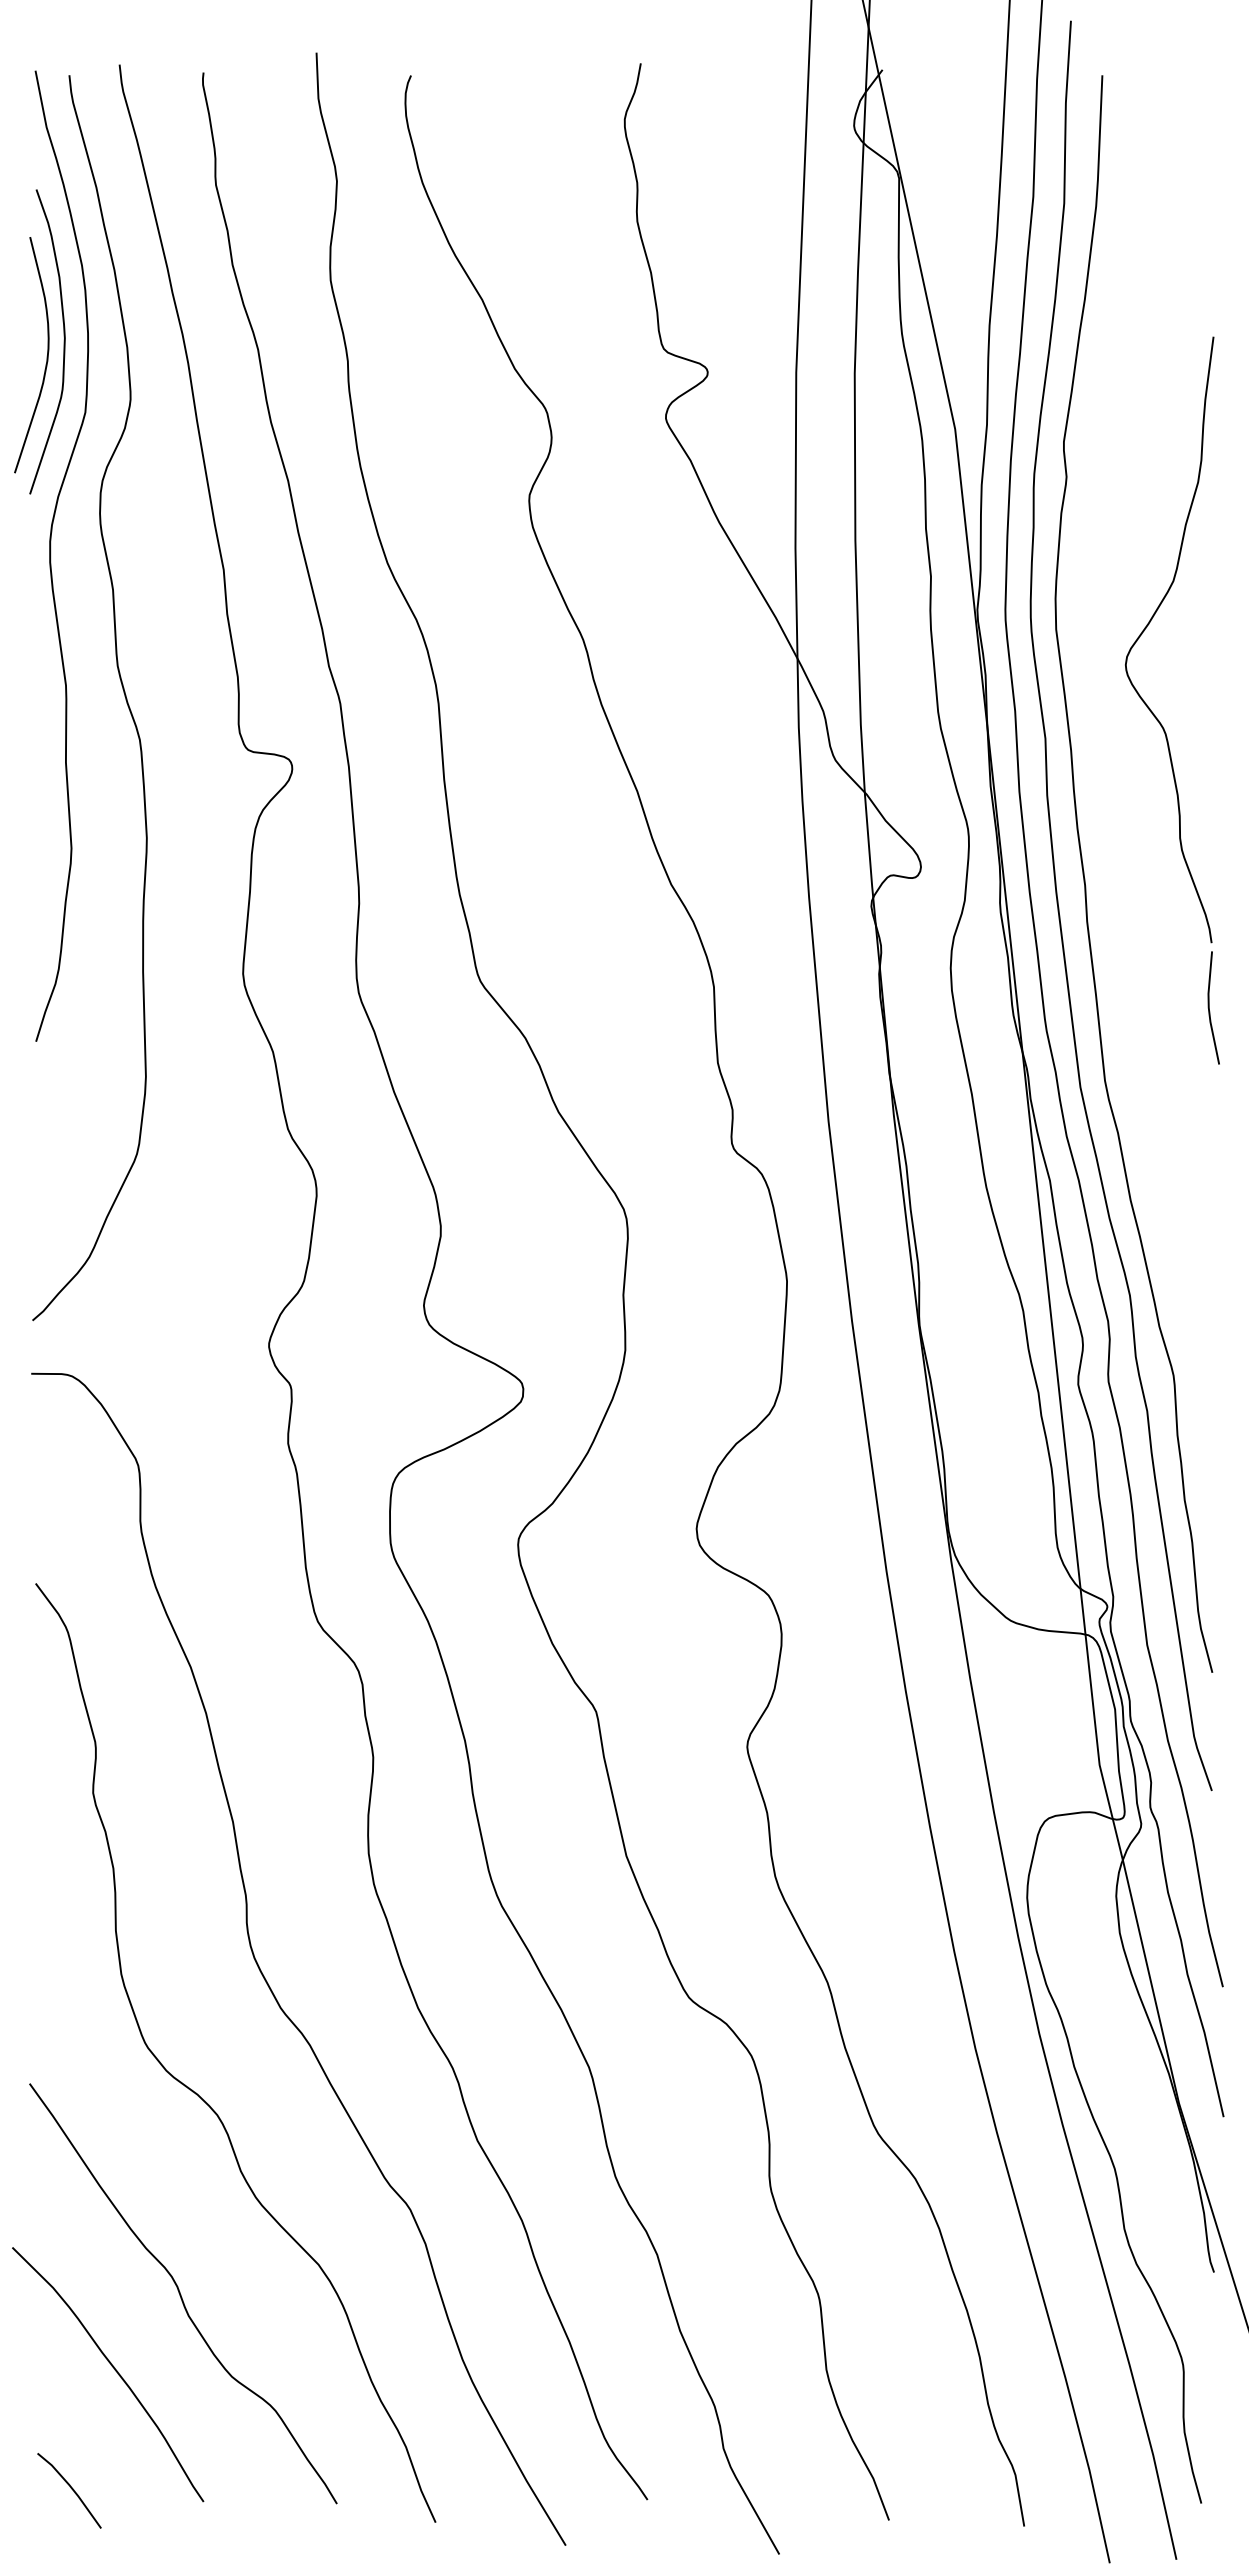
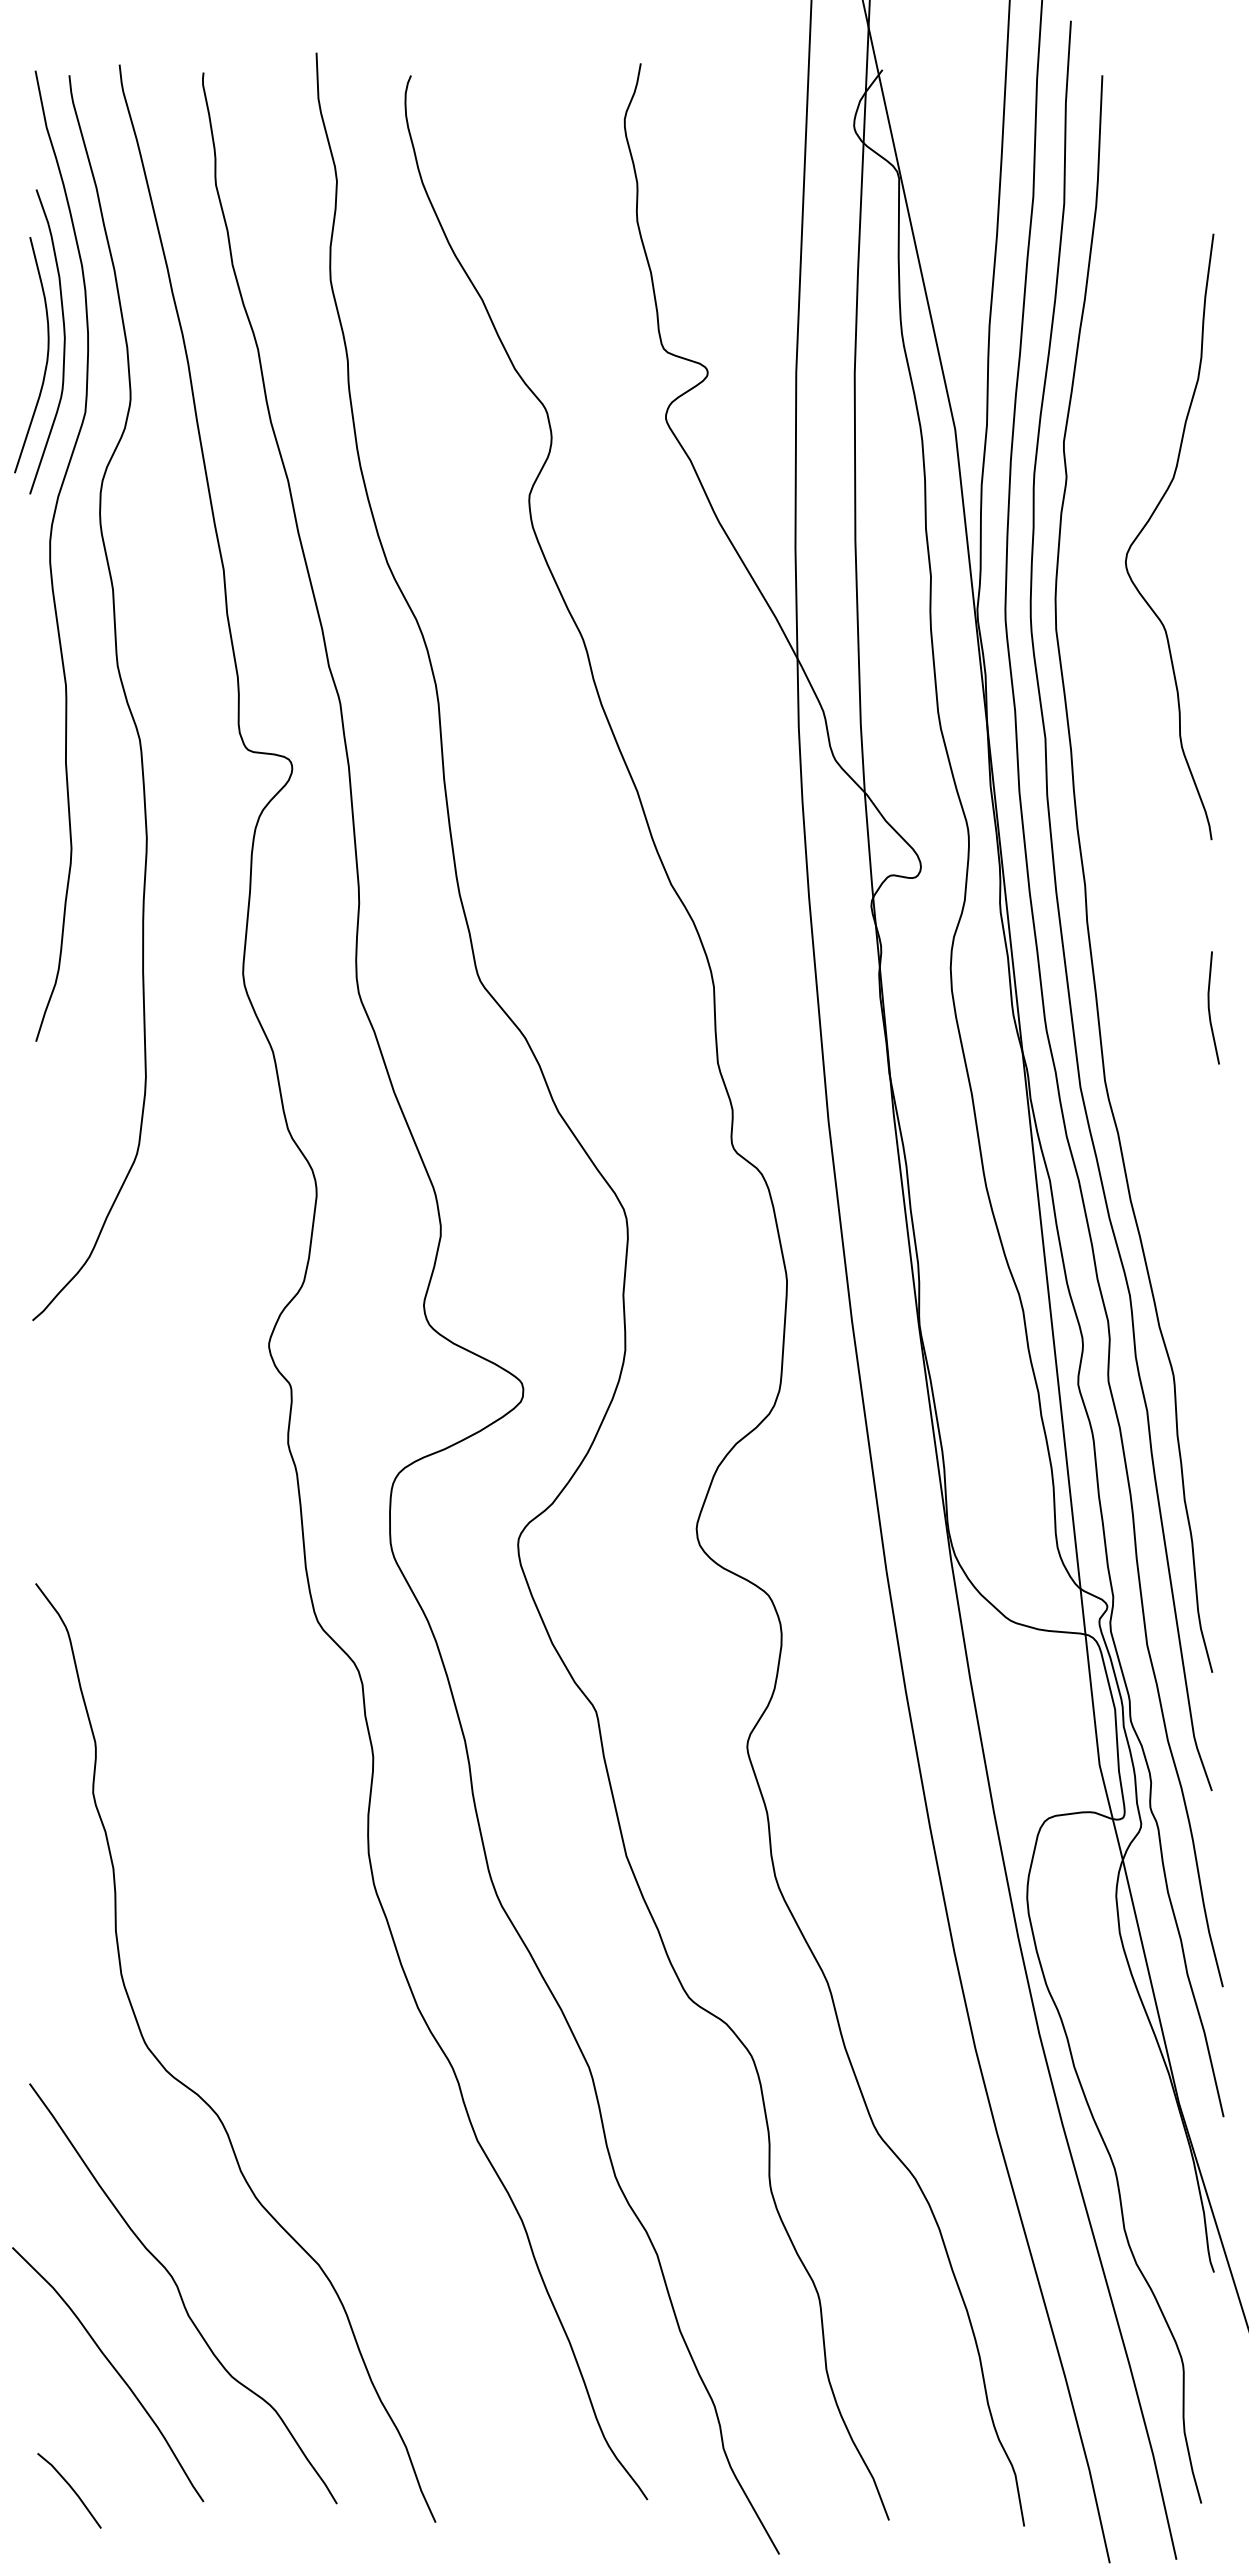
curve position: (1149, 624) -> (1149, 521) (1149, 521)
curve: present -> none (264, 1975)
